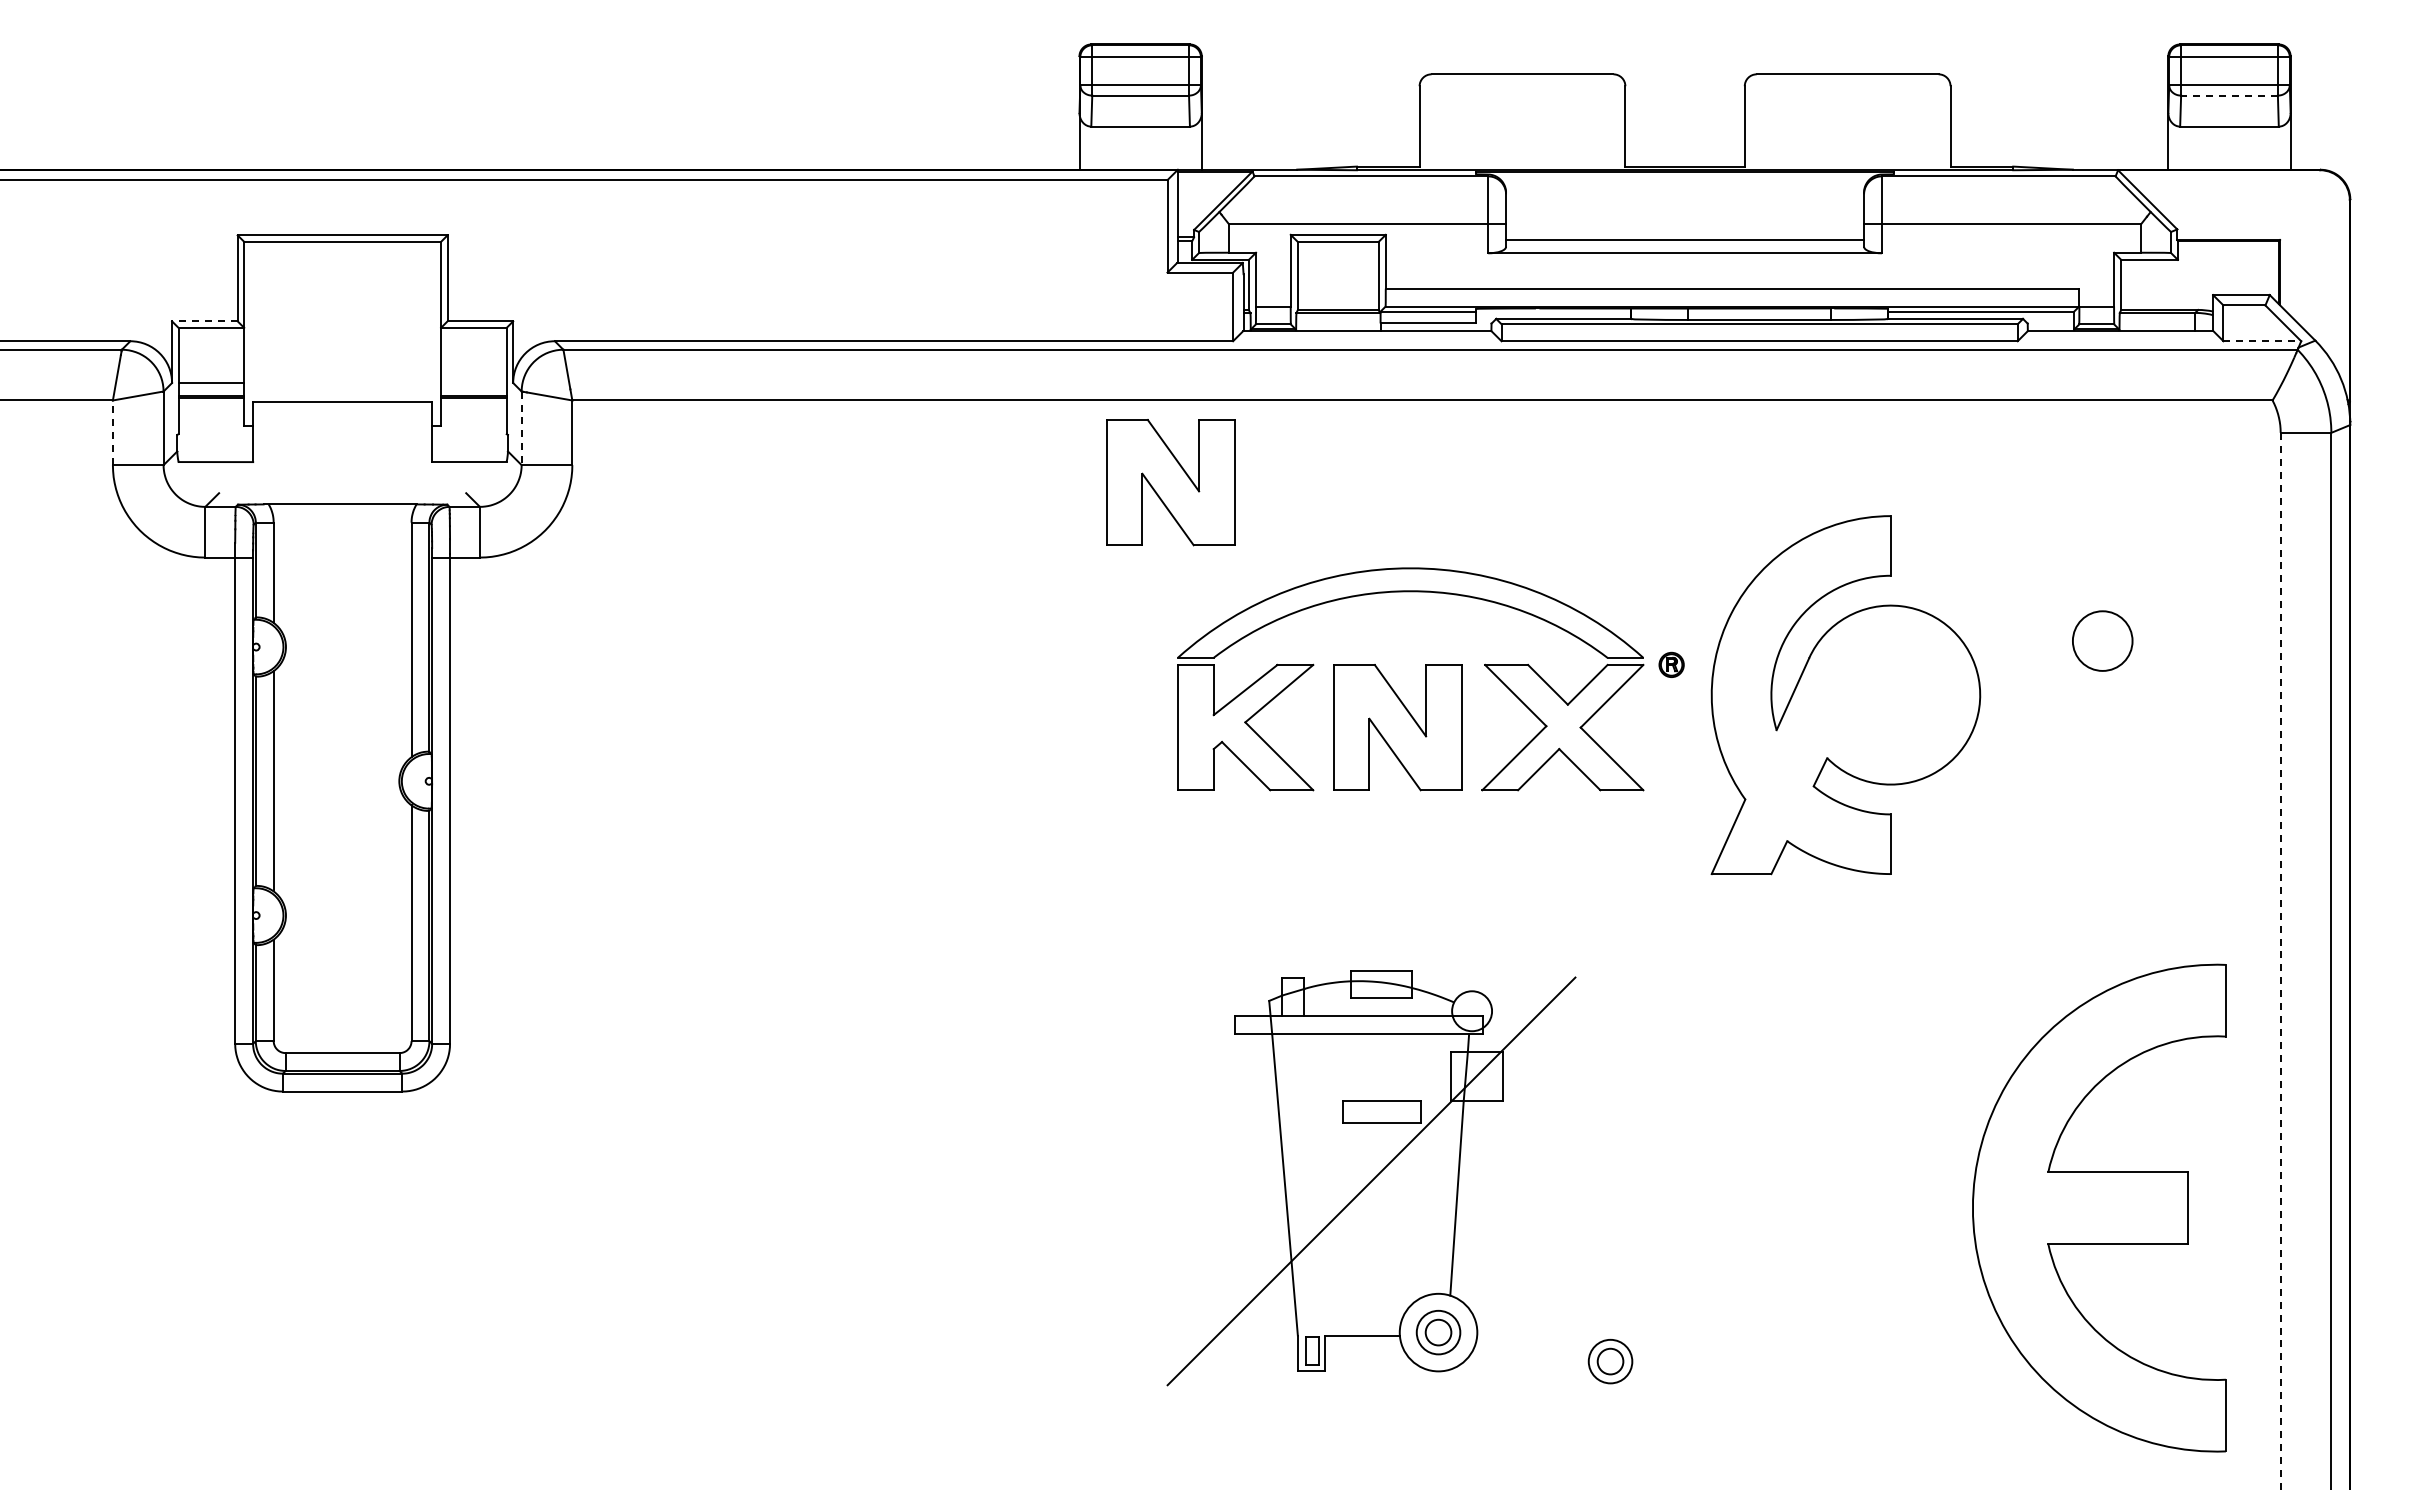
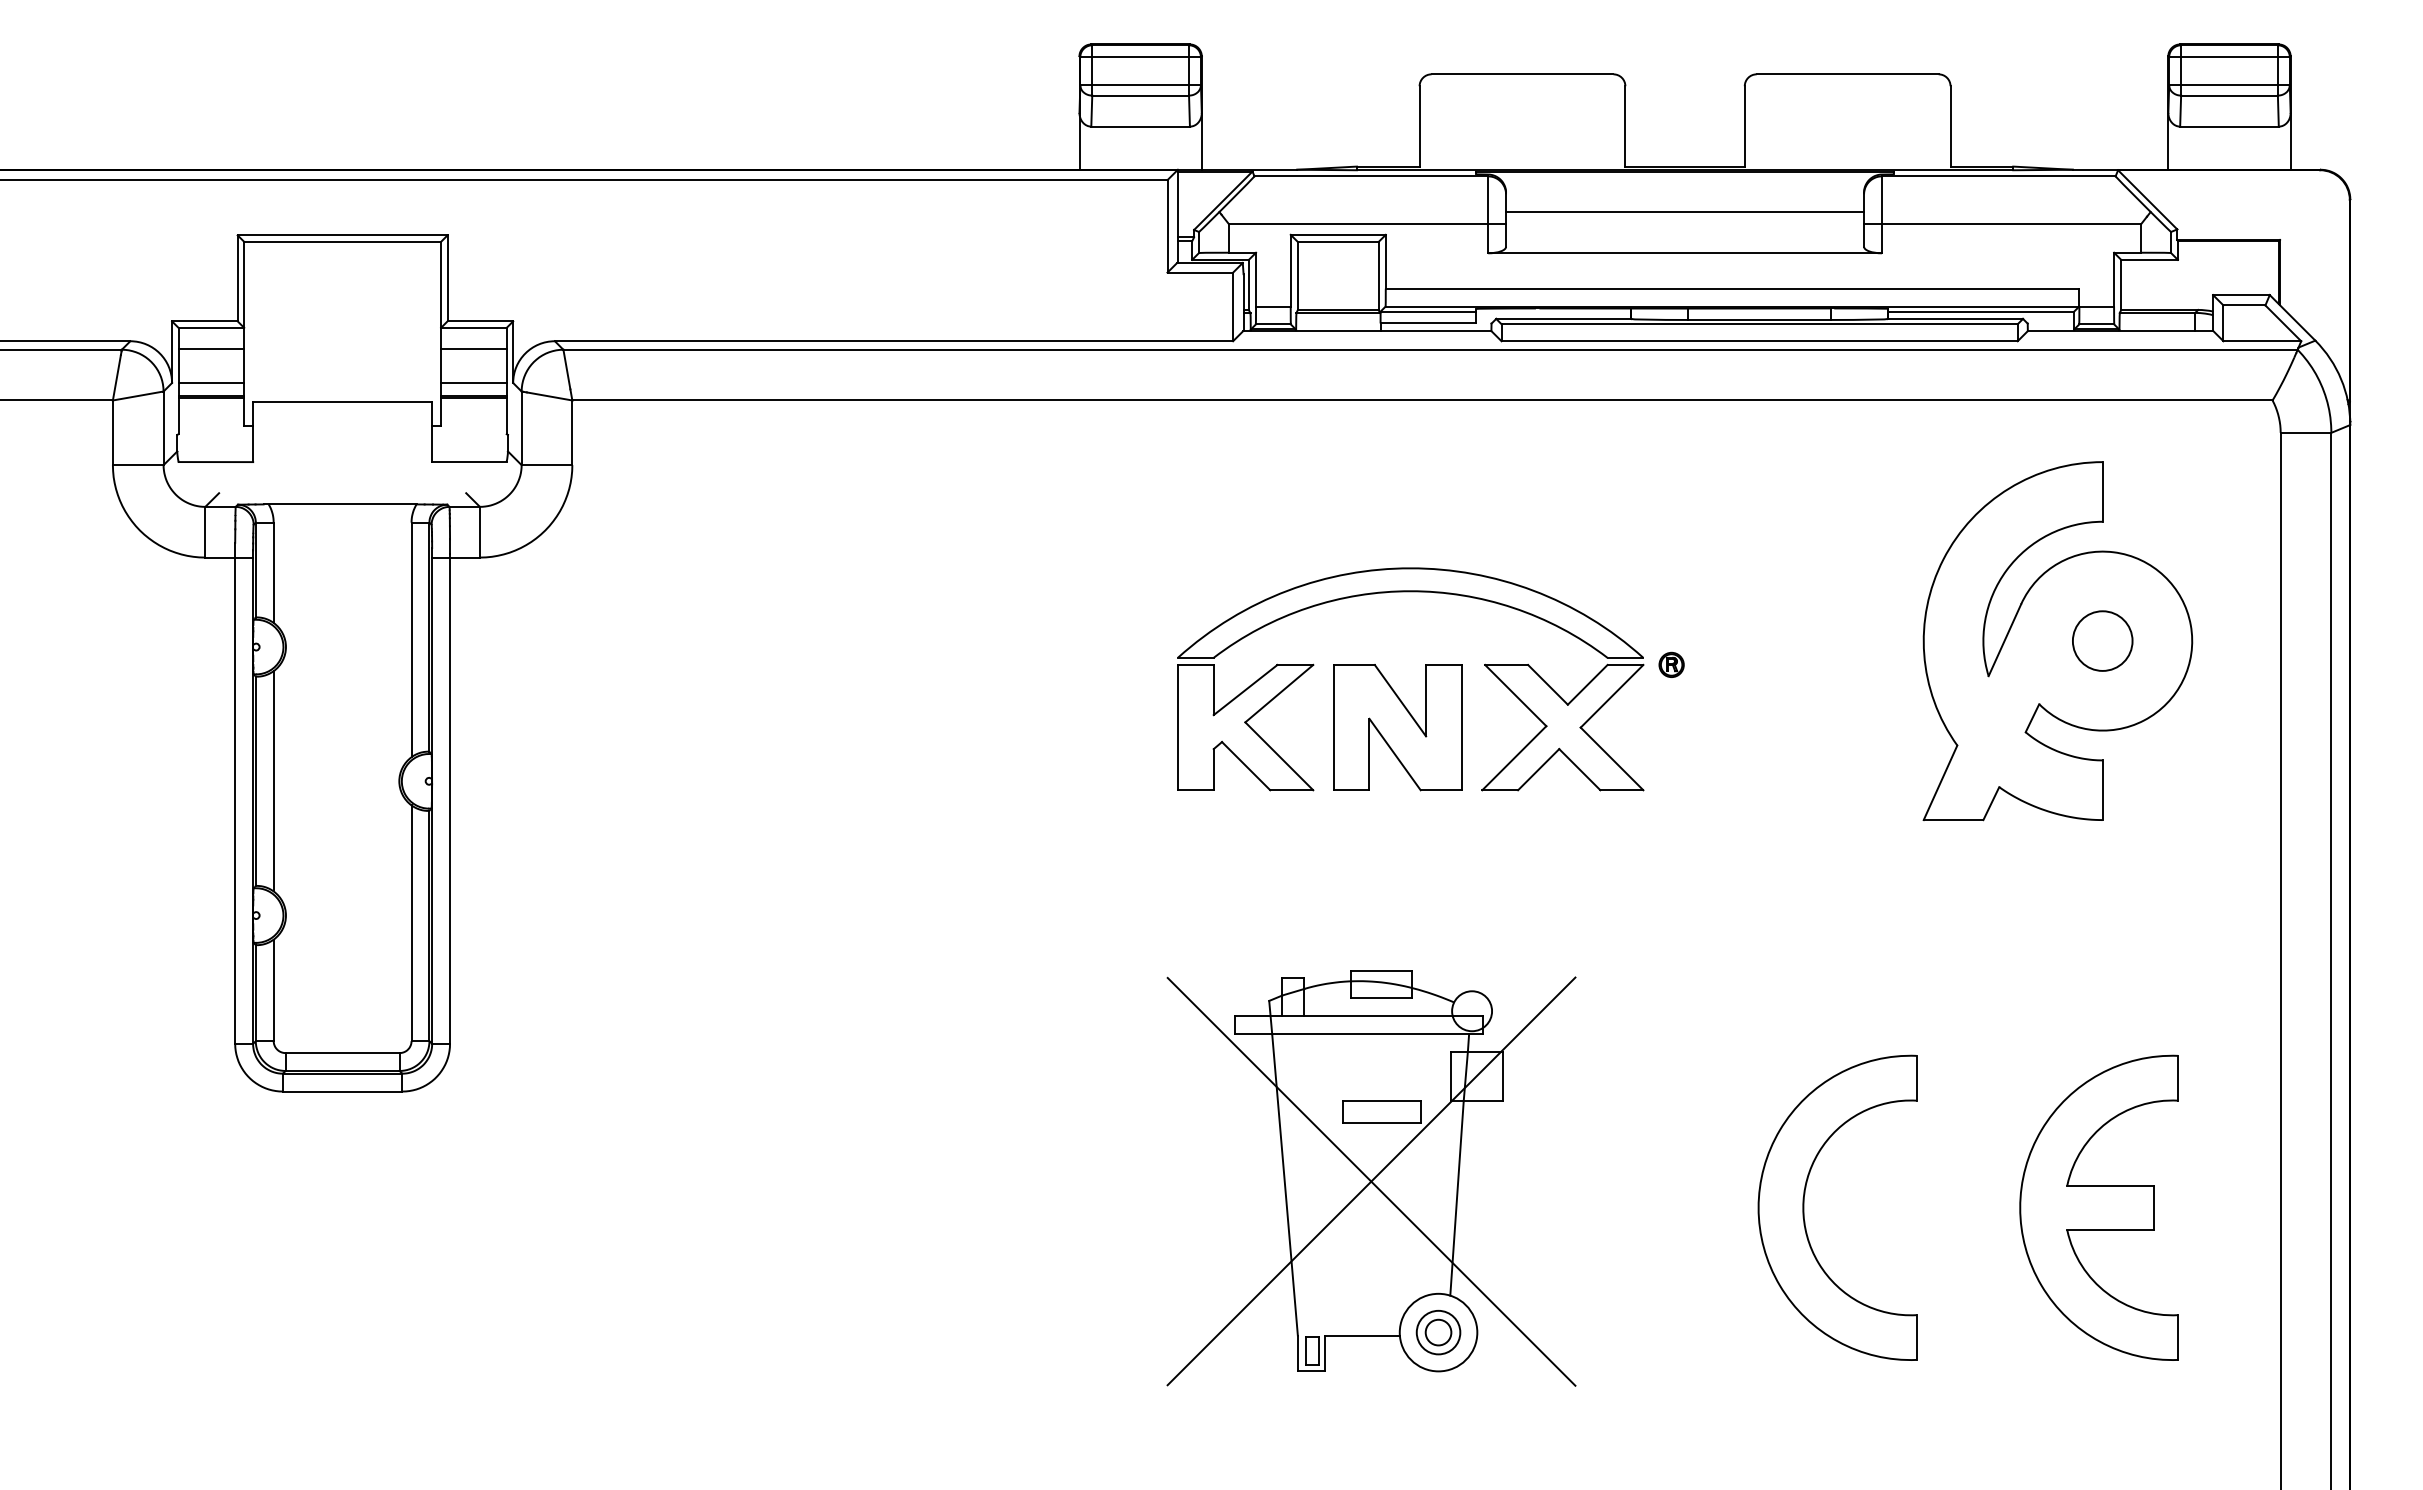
line: dashed -> solid (2229, 95)
line position: (1685, 239) -> (1685, 211) (1685, 211)
line: dashed -> solid (204, 321)
line: dashed -> solid (2262, 341)
line: none -> present (211, 349)
line: none -> present (473, 349)
line: none -> present (473, 382)
line: dashed -> solid (521, 428)
line: dashed -> solid (112, 432)
part: present -> none (1170, 482)
part position: (1845, 695) -> (2057, 641) (2057, 641)
line: dashed -> solid (2280, 961)
line: none -> present (1371, 1181)
part: none -> present (1804, 1207)
part size: 255x490 px -> 160x307 px (2098, 1207)
part: present -> none (1610, 1361)
